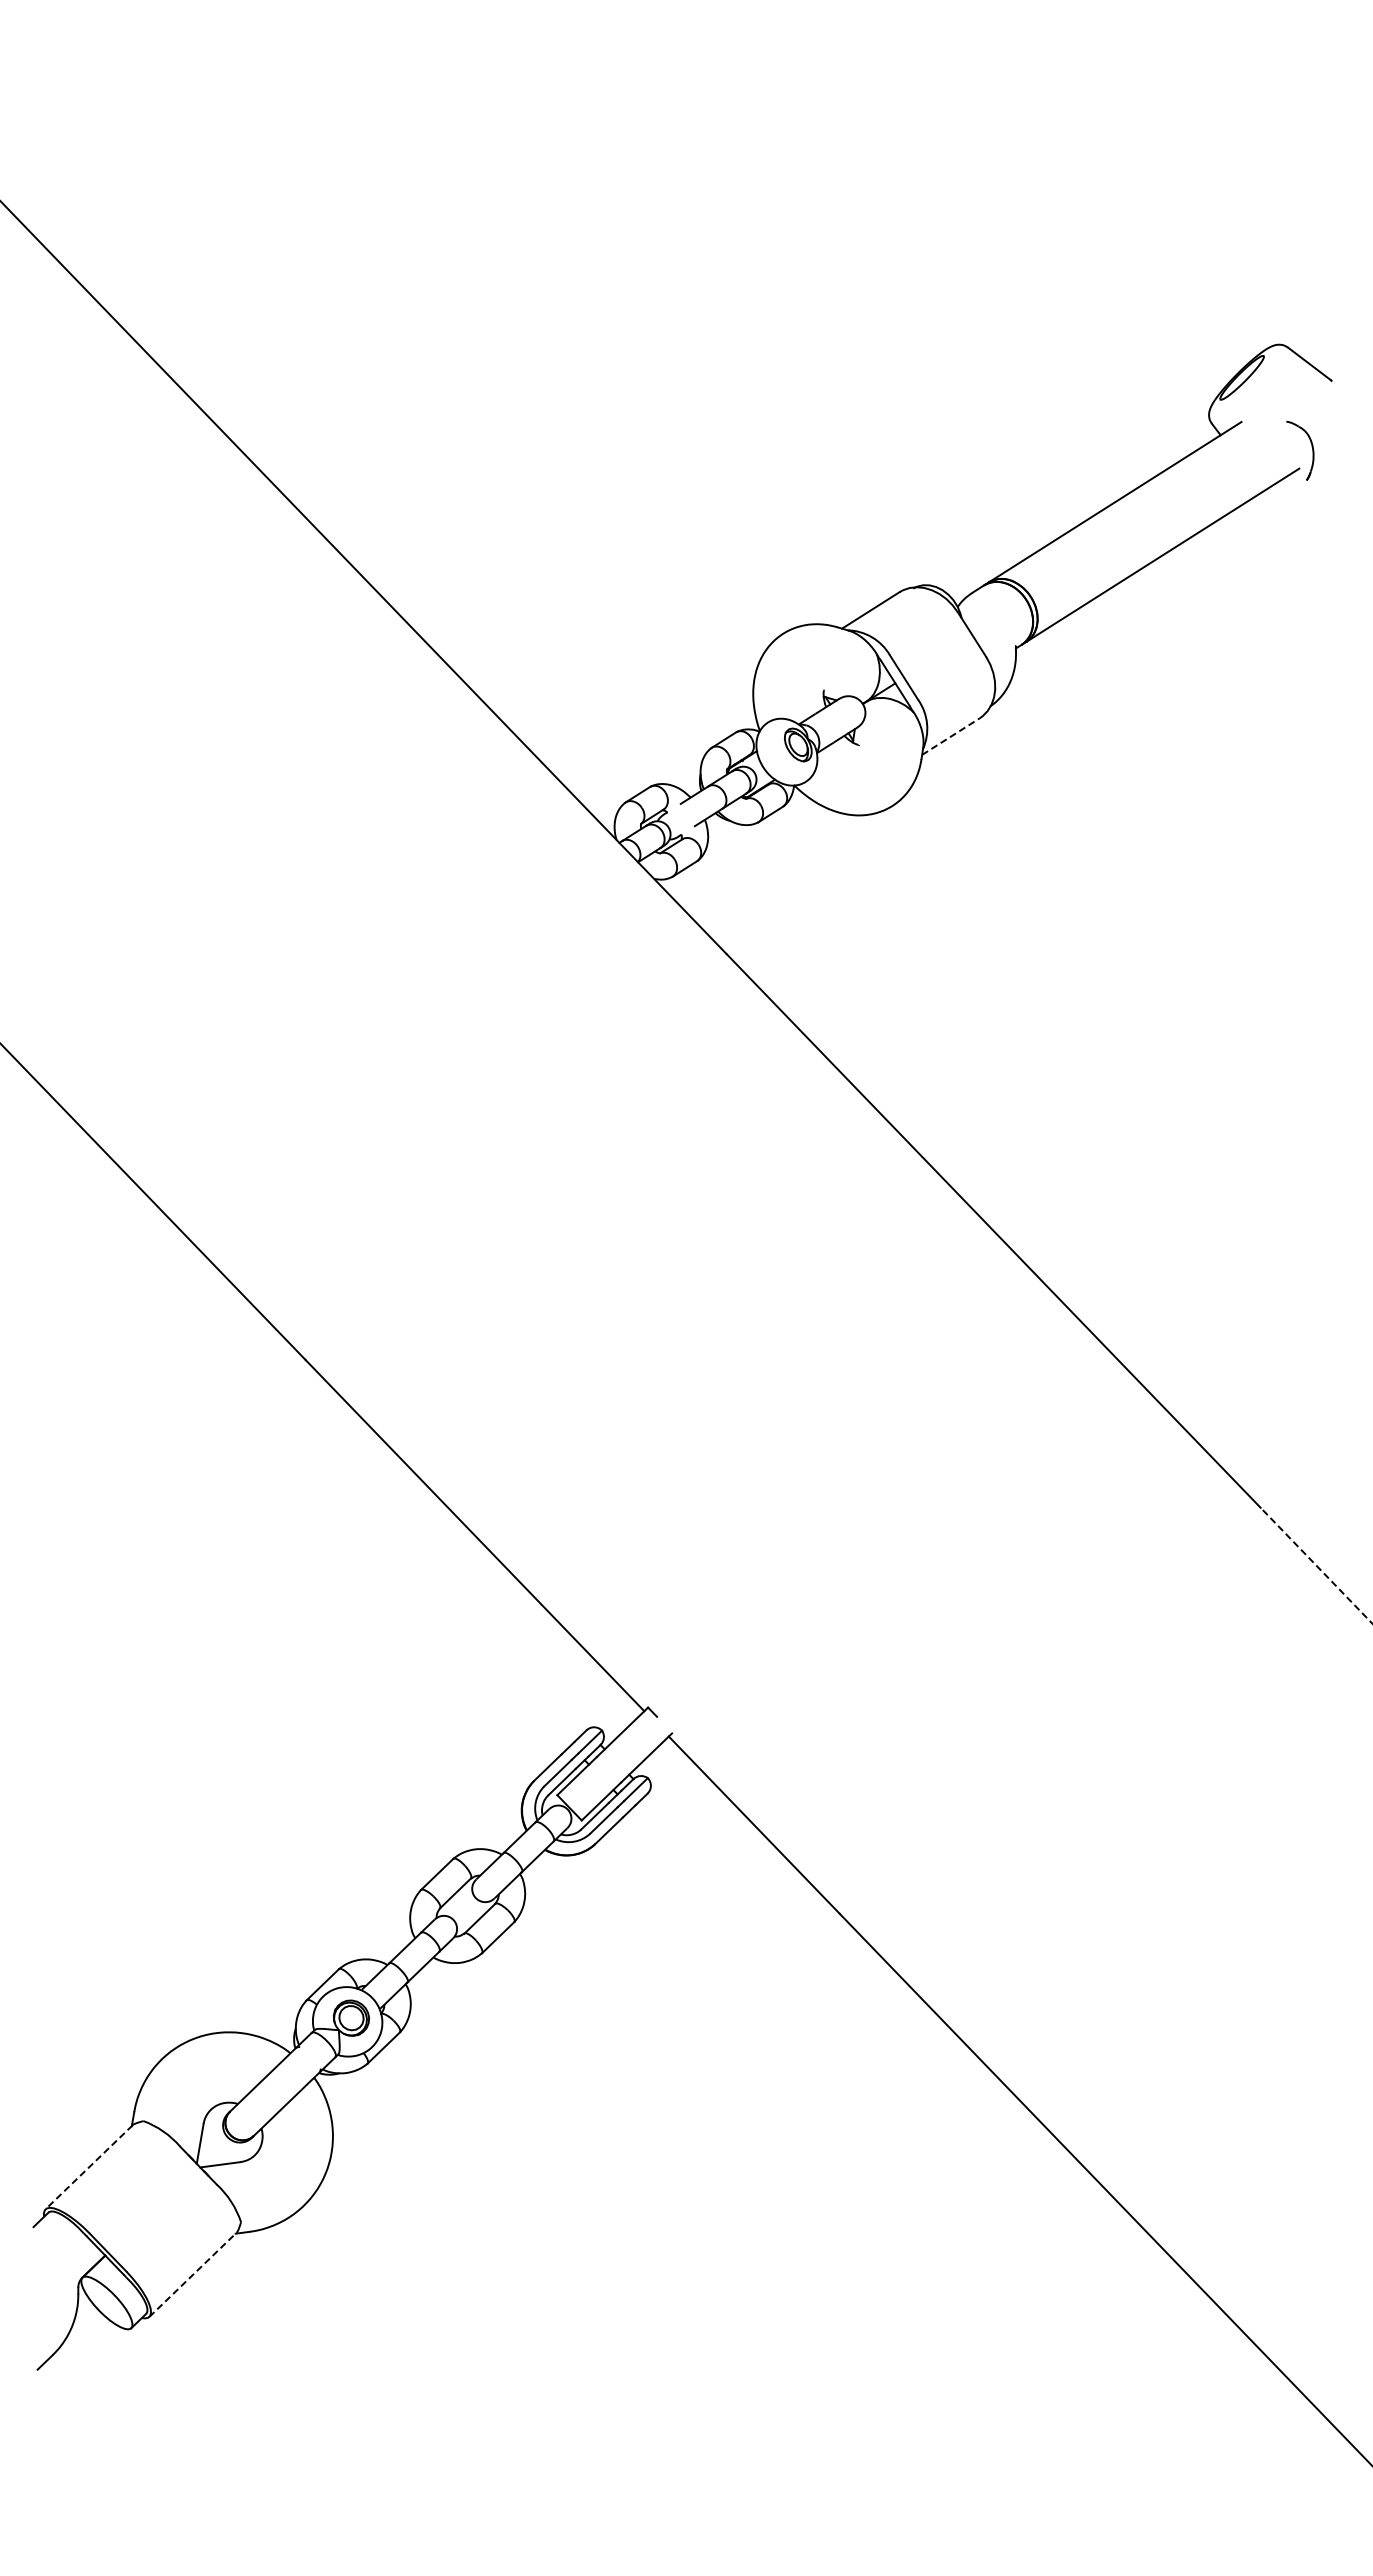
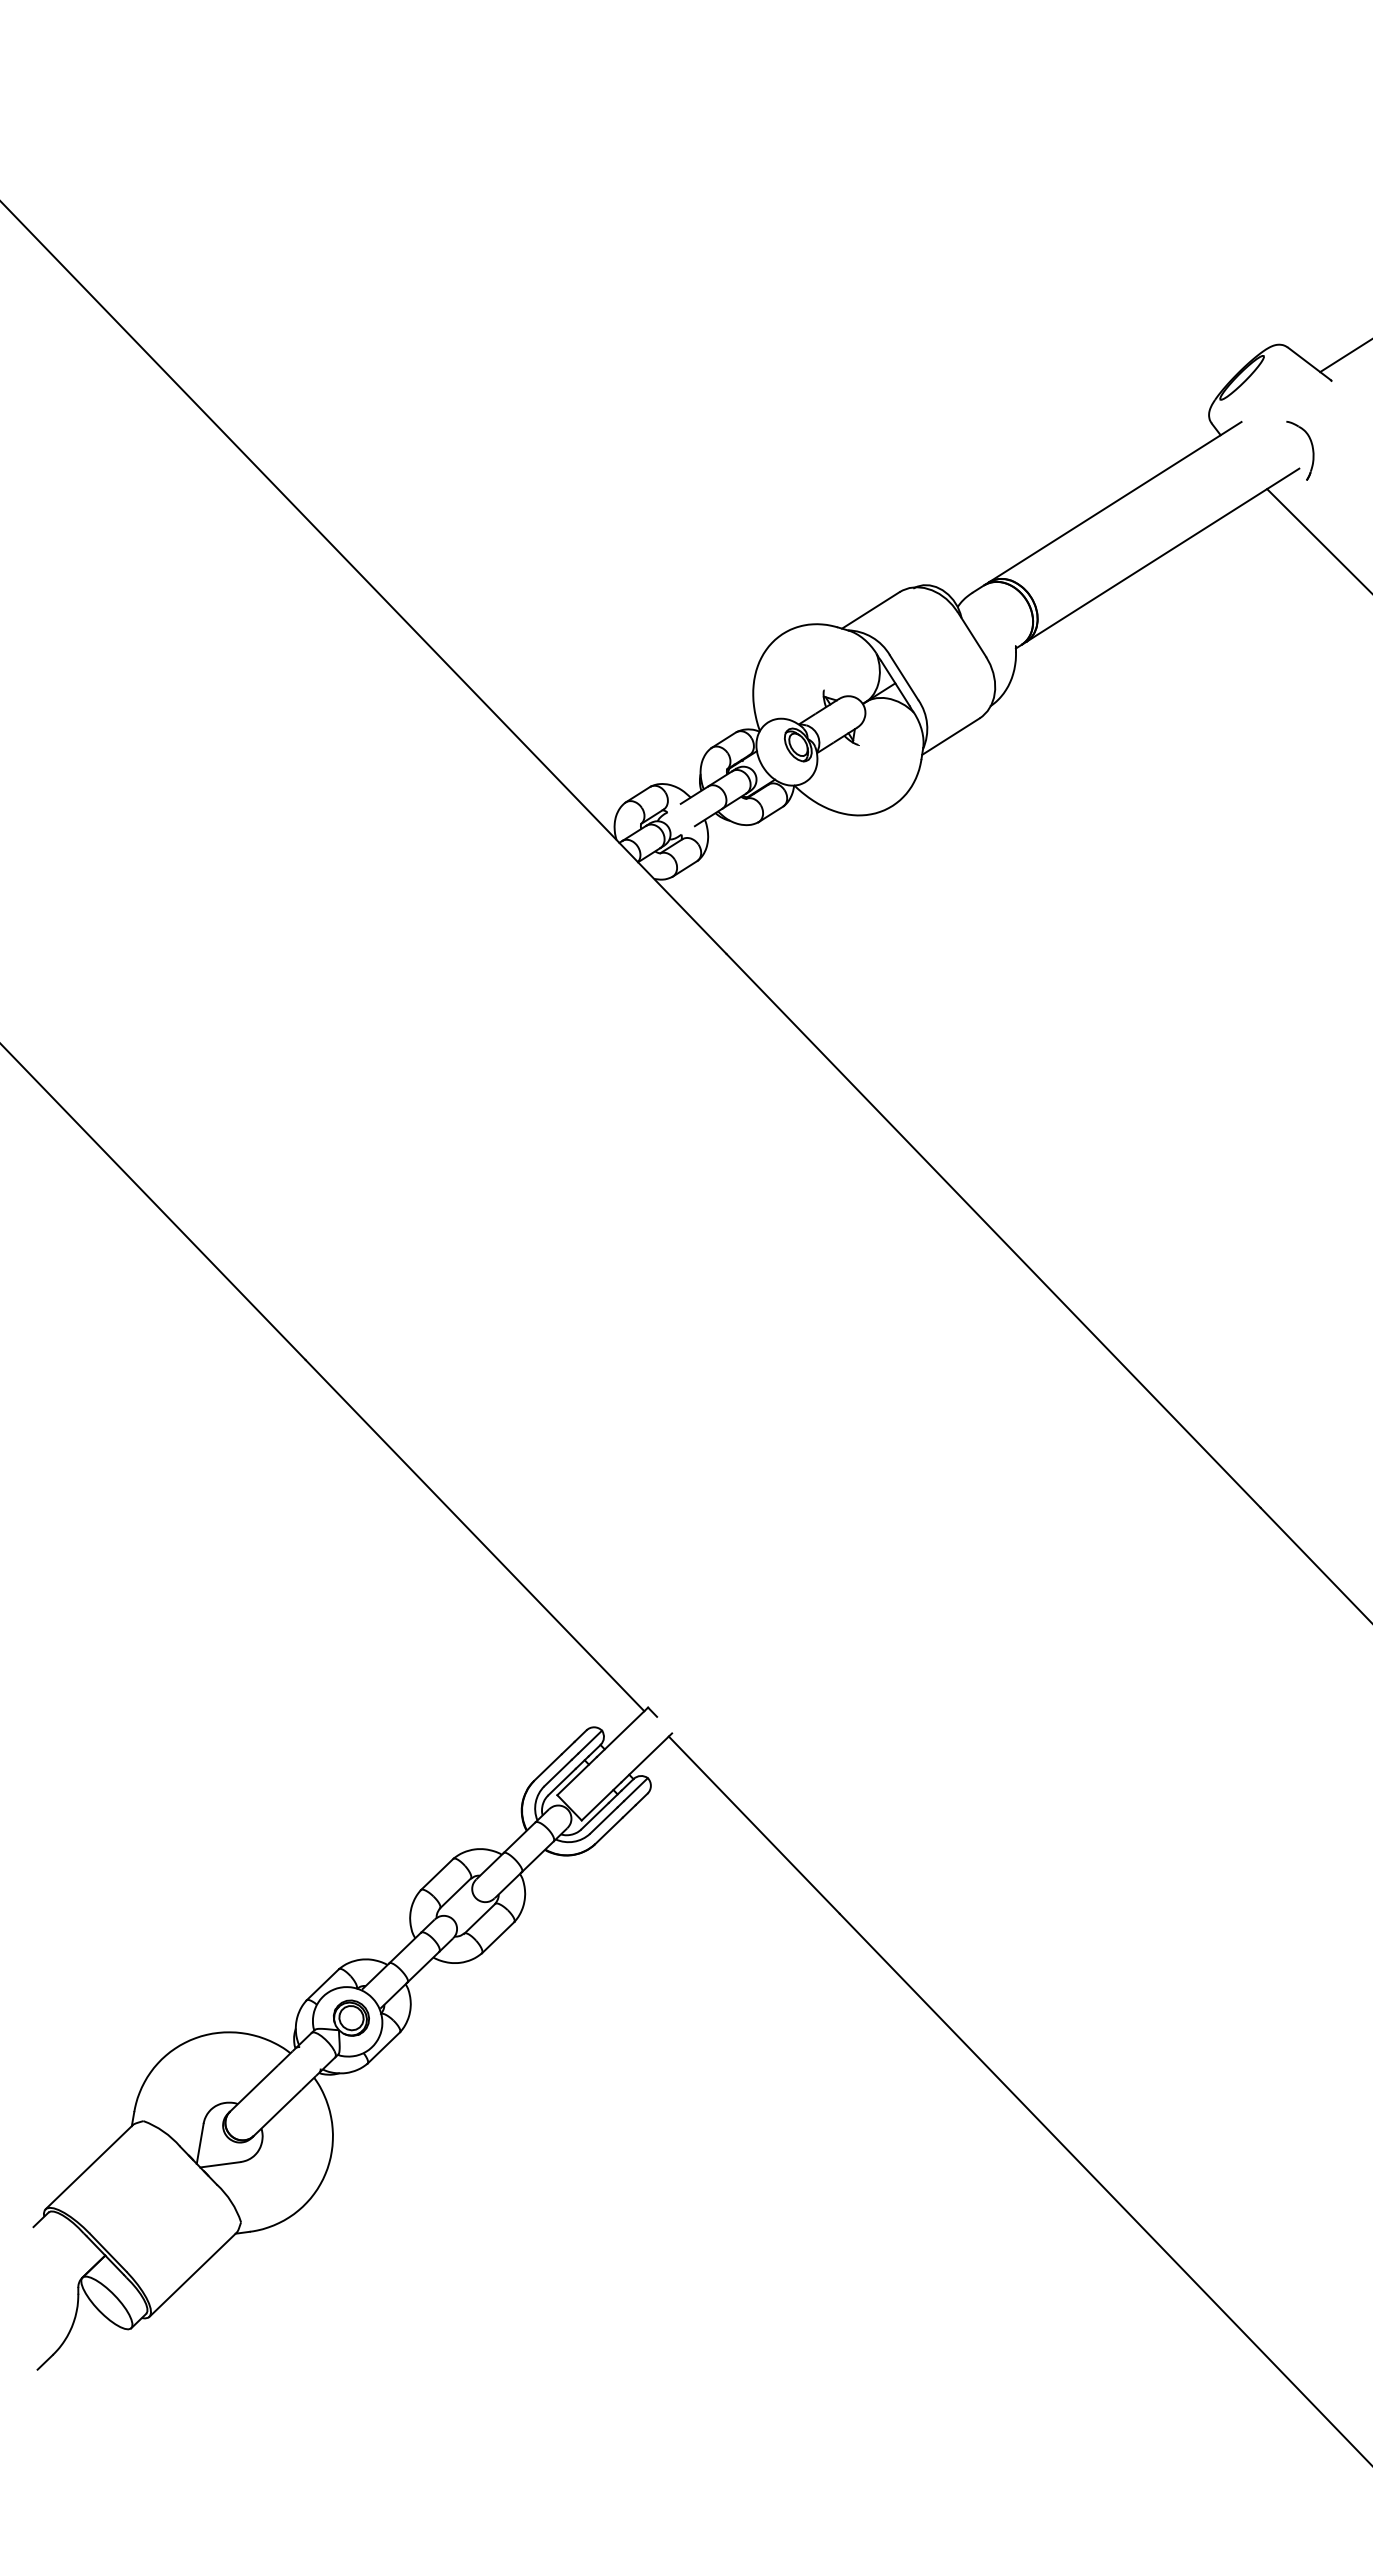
line: none -> present (1344, 356)
line: none -> present (1318, 540)
line: dashed -> solid (951, 736)
line: dashed -> solid (1316, 1565)
line: dashed -> solid (88, 2167)
line: dashed -> solid (193, 2274)
